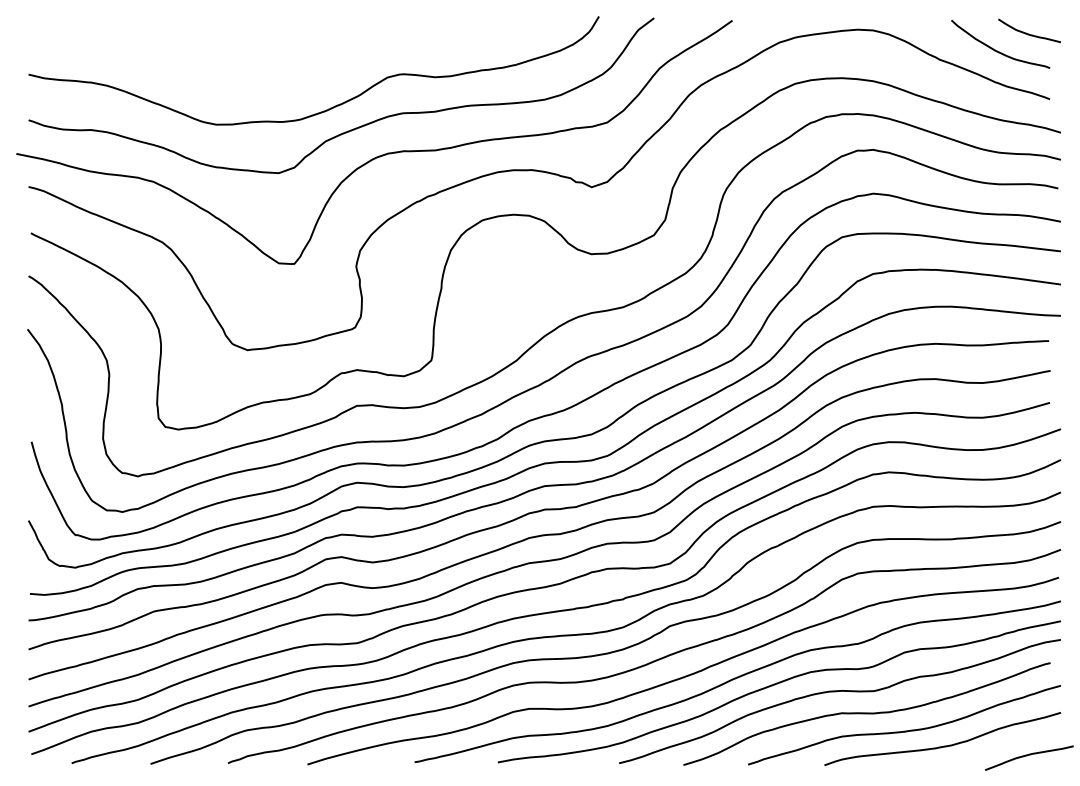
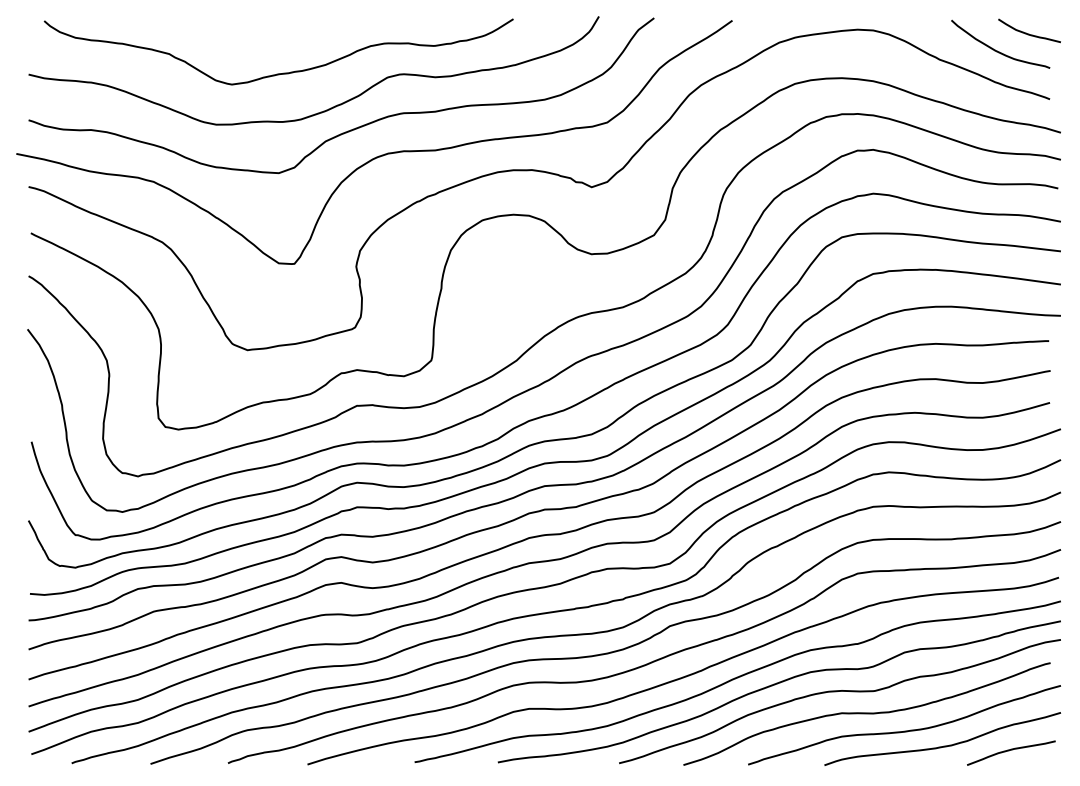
curve: none -> present (283, 72)
curve position: (1029, 755) -> (1011, 750) (1011, 750)
